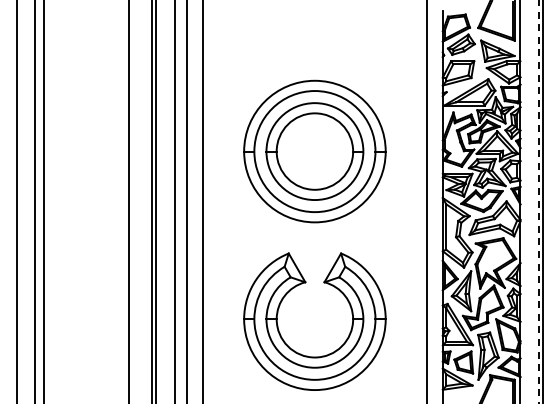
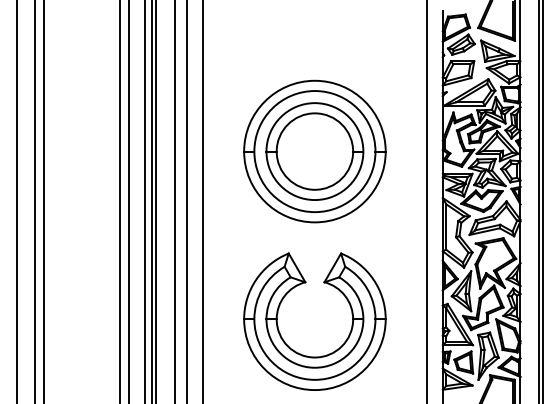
line: none -> present (119, 201)
line: none -> present (145, 201)
line: dashed -> solid (538, 202)
